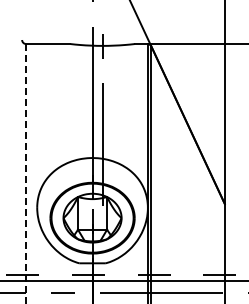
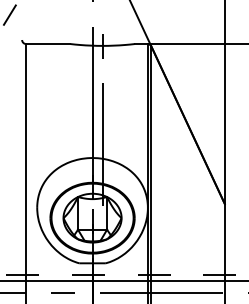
line: none -> present (9, 14)
line: dashed -> solid (26, 173)
